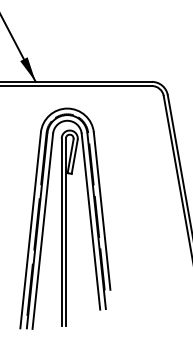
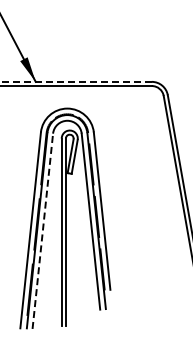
line: solid -> dashed (76, 81)
line: solid -> dashed (42, 230)
